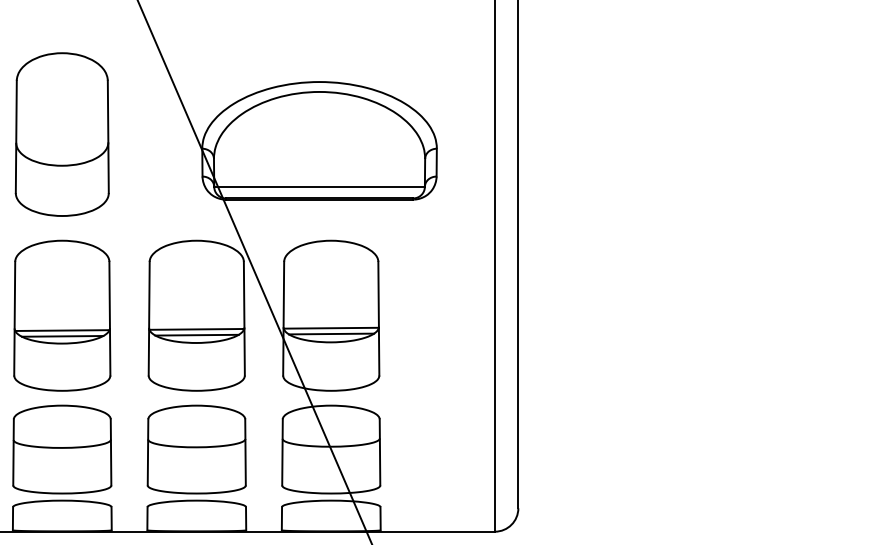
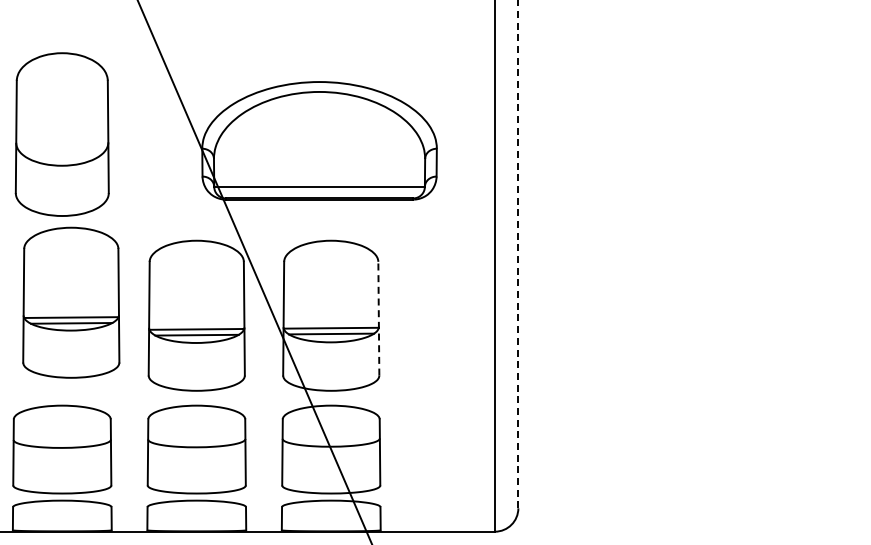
line: solid -> dashed (518, 254)
part position: (62, 315) -> (71, 302) (71, 302)
line: solid -> dashed (378, 318)
